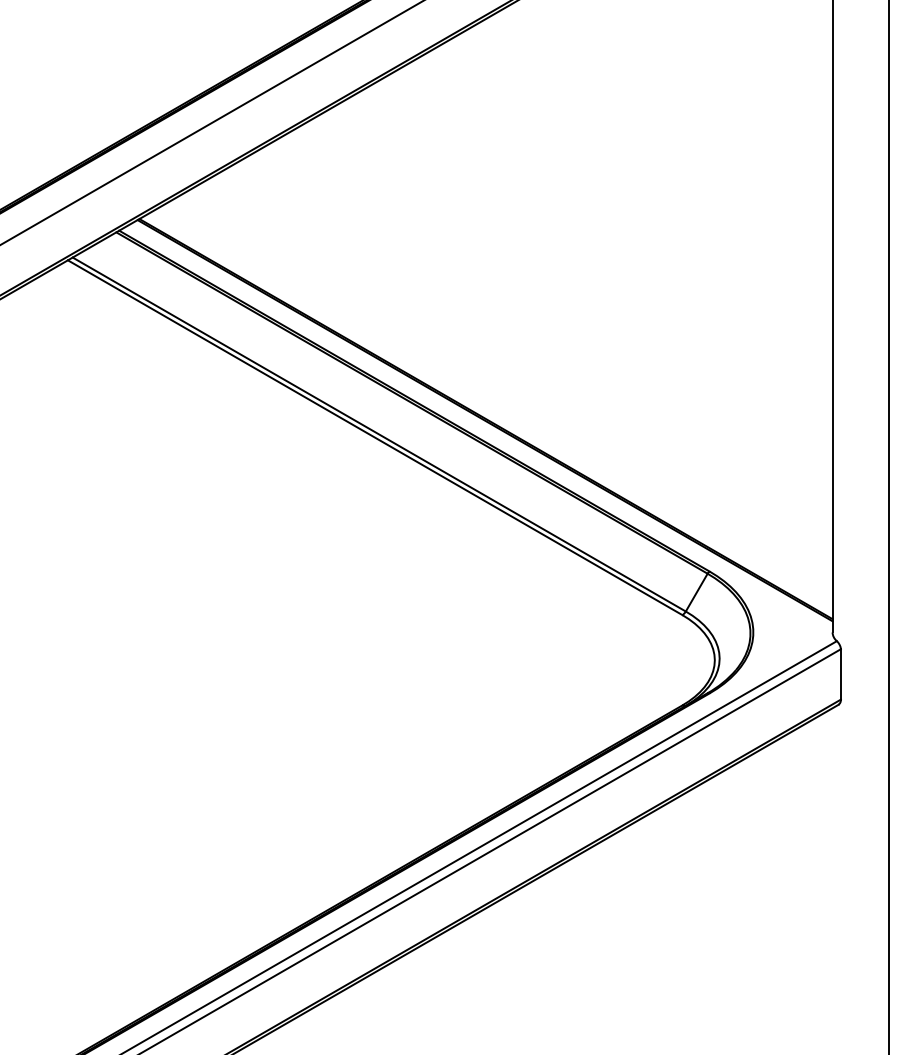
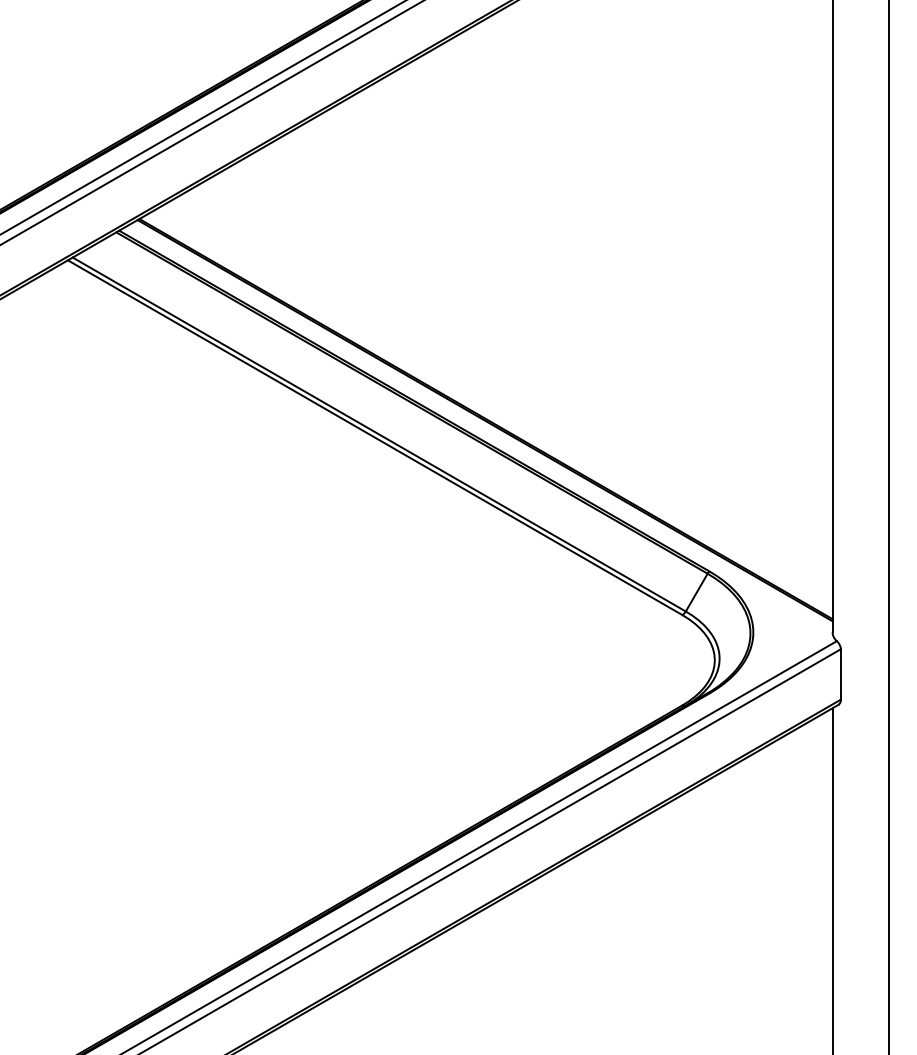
line: none -> present (202, 117)
line: none -> present (832, 879)
